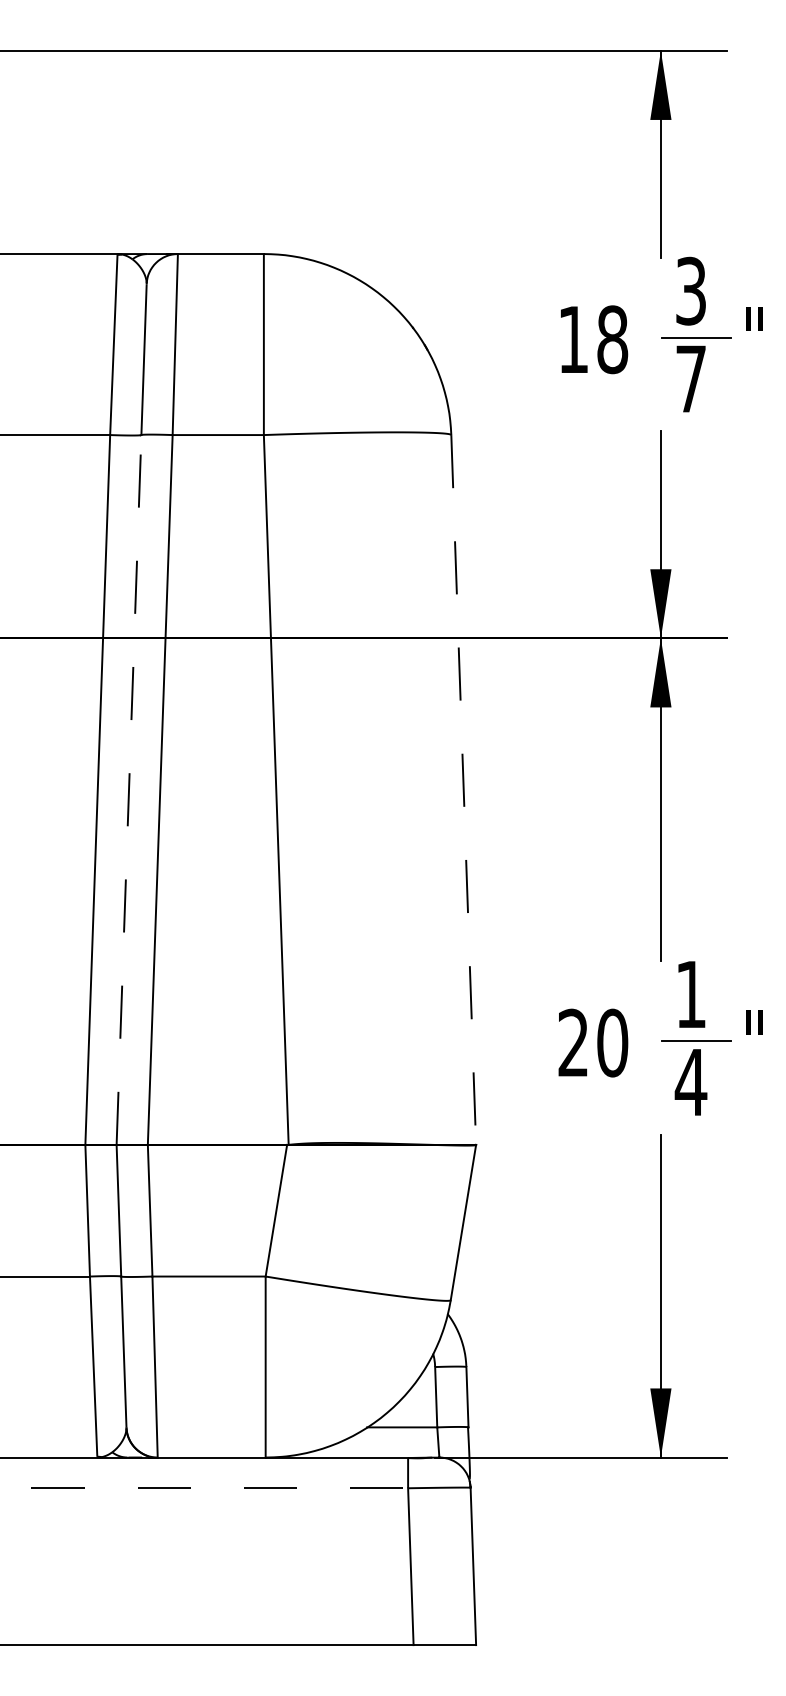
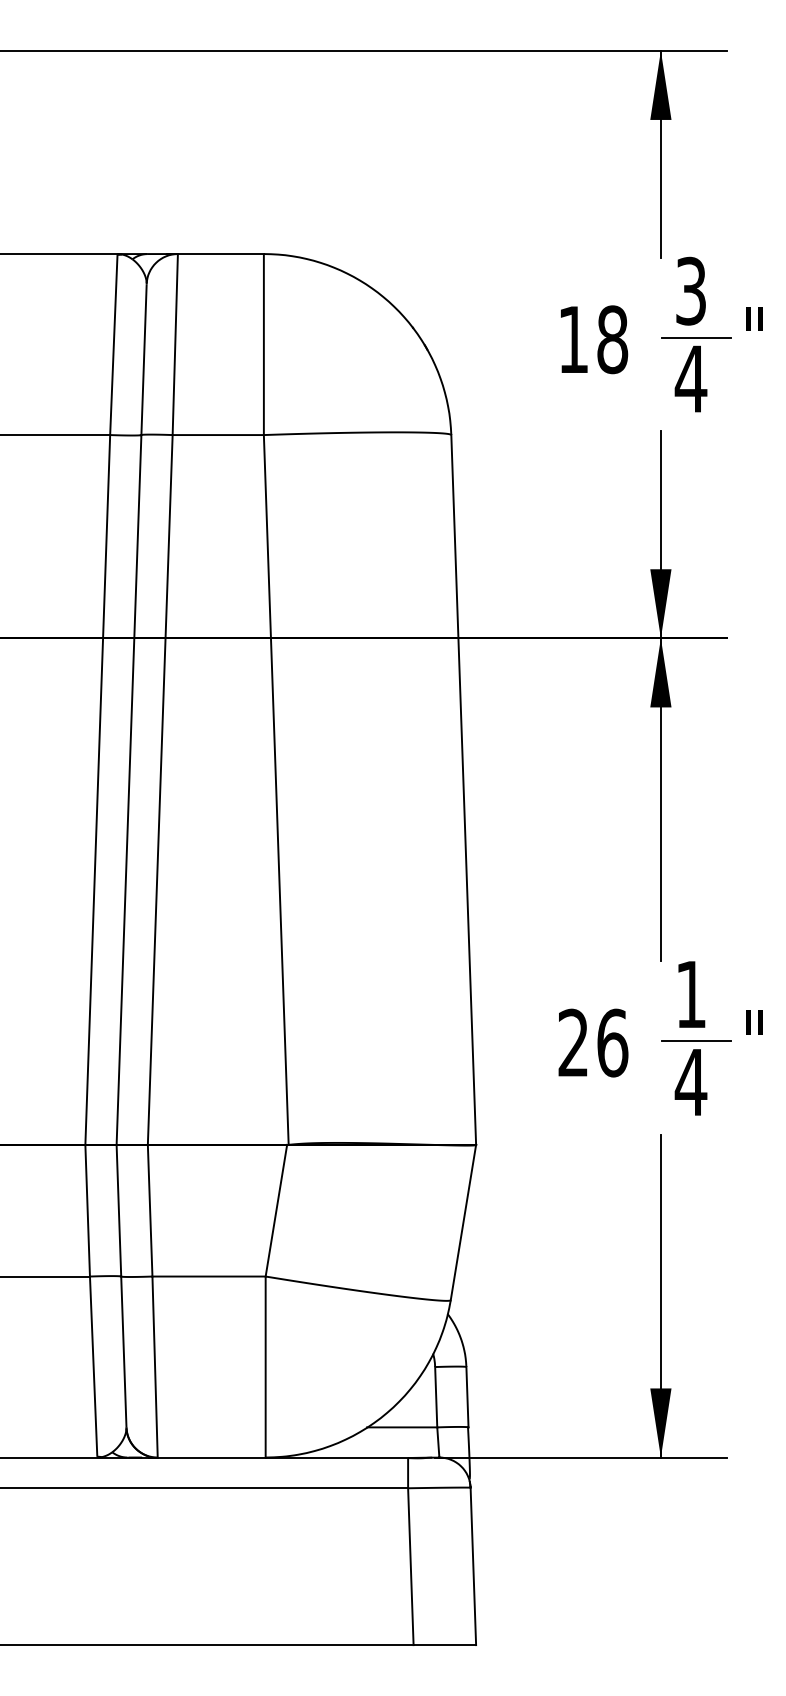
text: 7 -> 4 (690, 378)
line: dashed -> solid (129, 789)
line: dashed -> solid (463, 790)
text: 20 -> 26 (612, 1042)
line: dashed -> solid (204, 1488)
